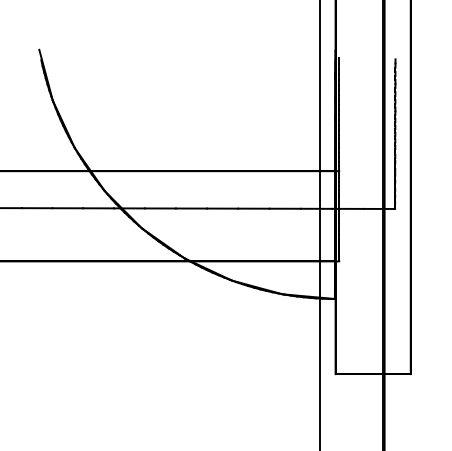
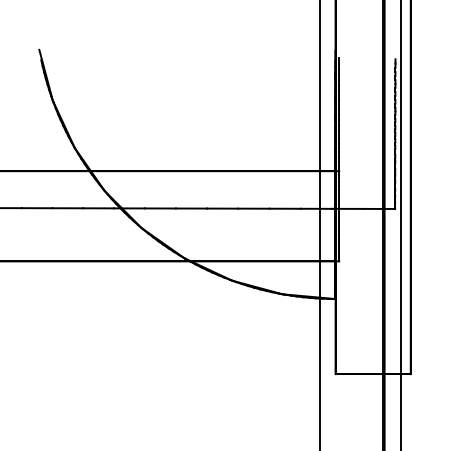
line: none -> present (400, 224)
